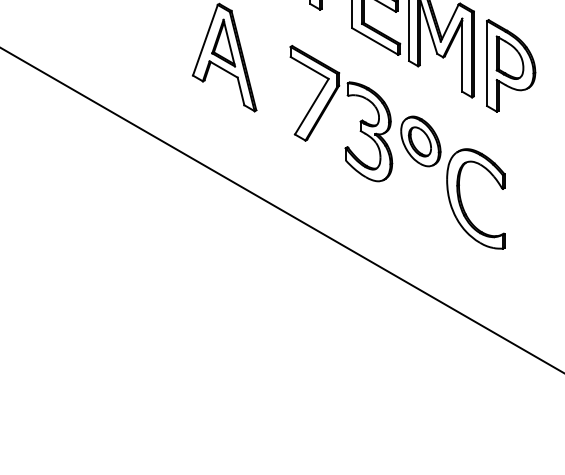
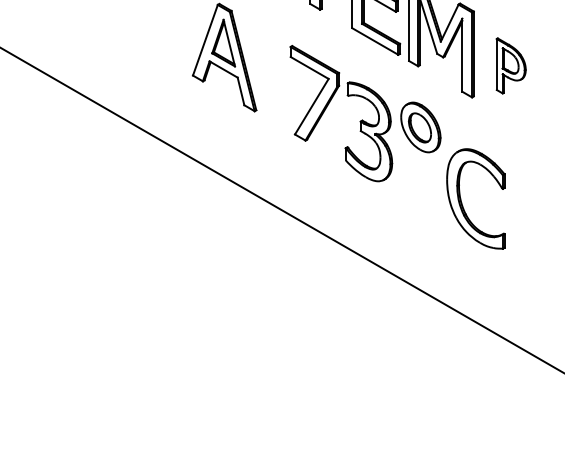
part size: 51x94 px -> 32x58 px (510, 65)
part position: (420, 141) -> (420, 127) (420, 127)
